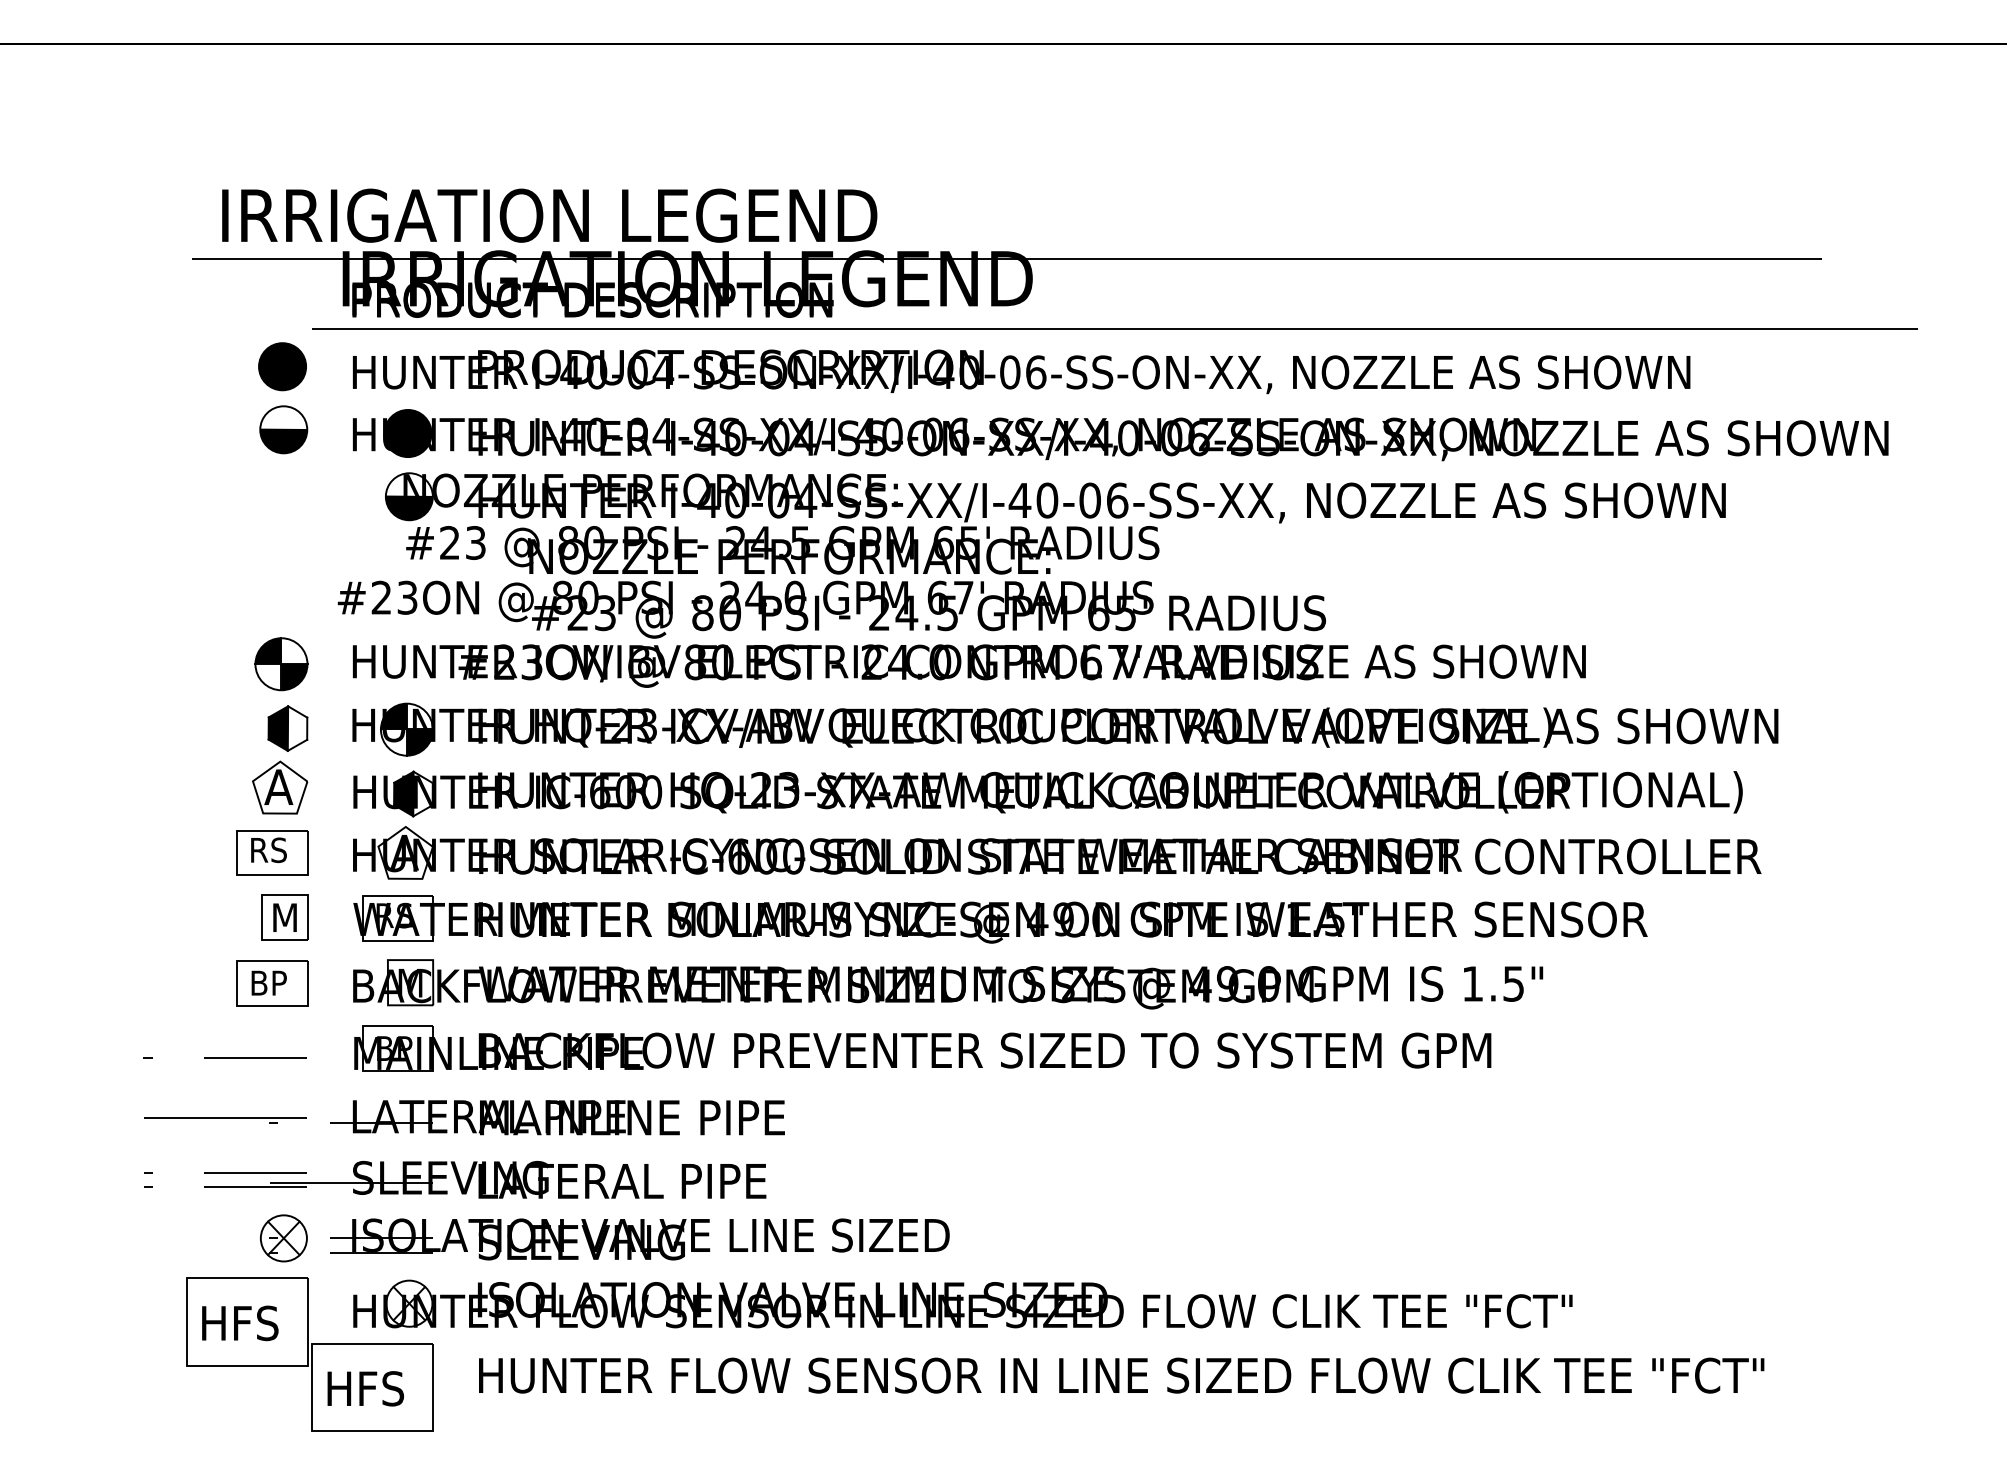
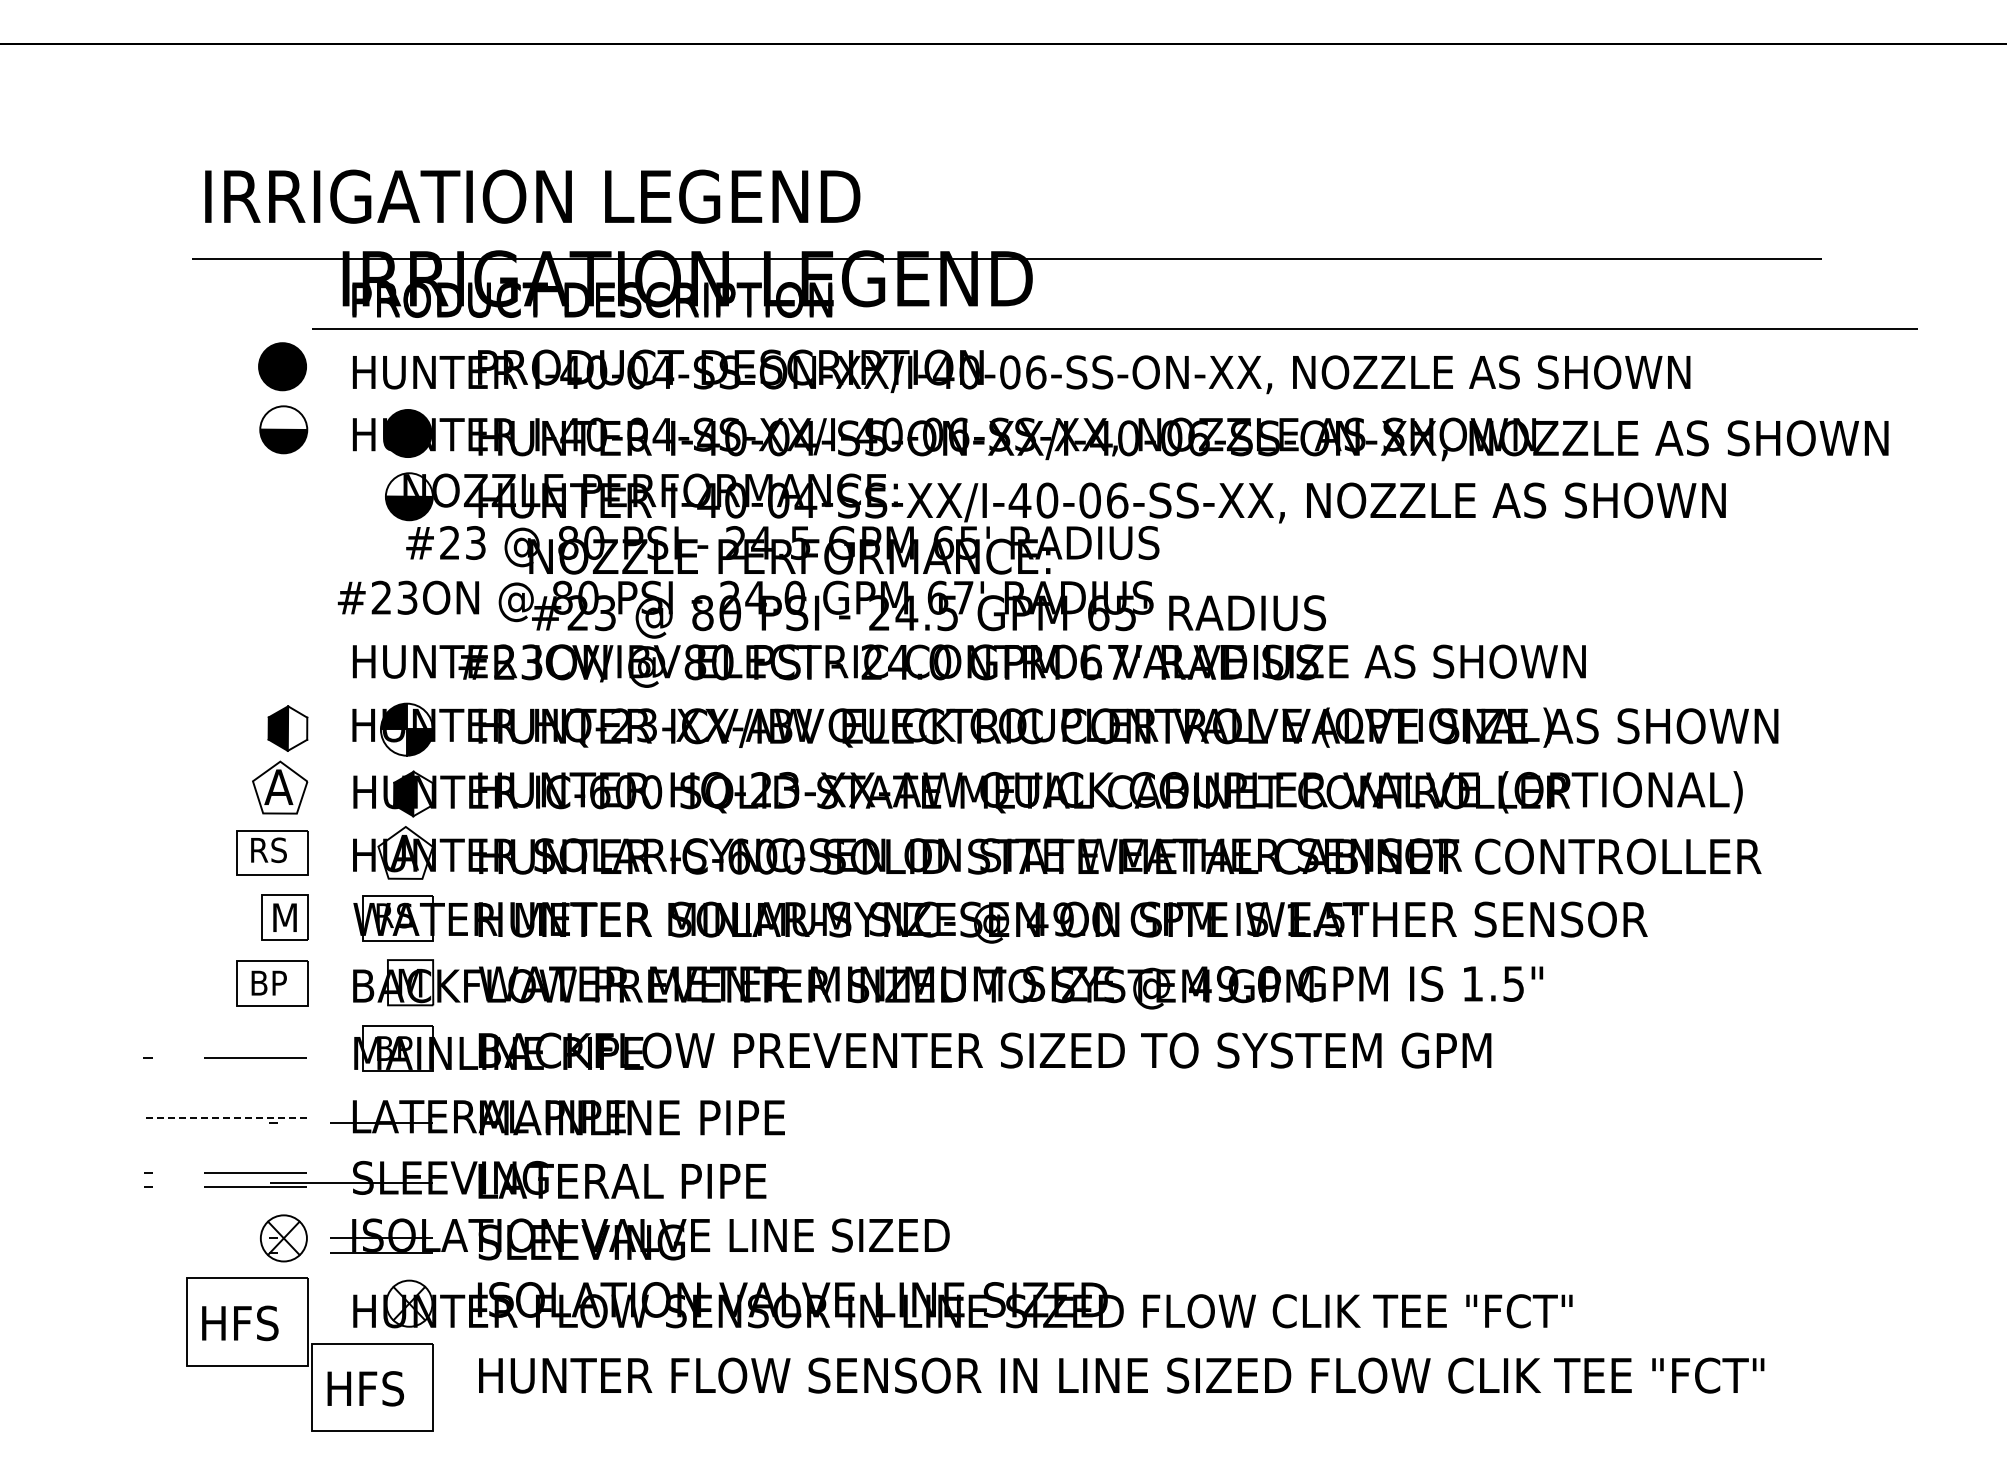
text position: (549, 215) -> (532, 196) (532, 196)
part: present -> none (281, 664)
line: solid -> dashed (225, 1117)
